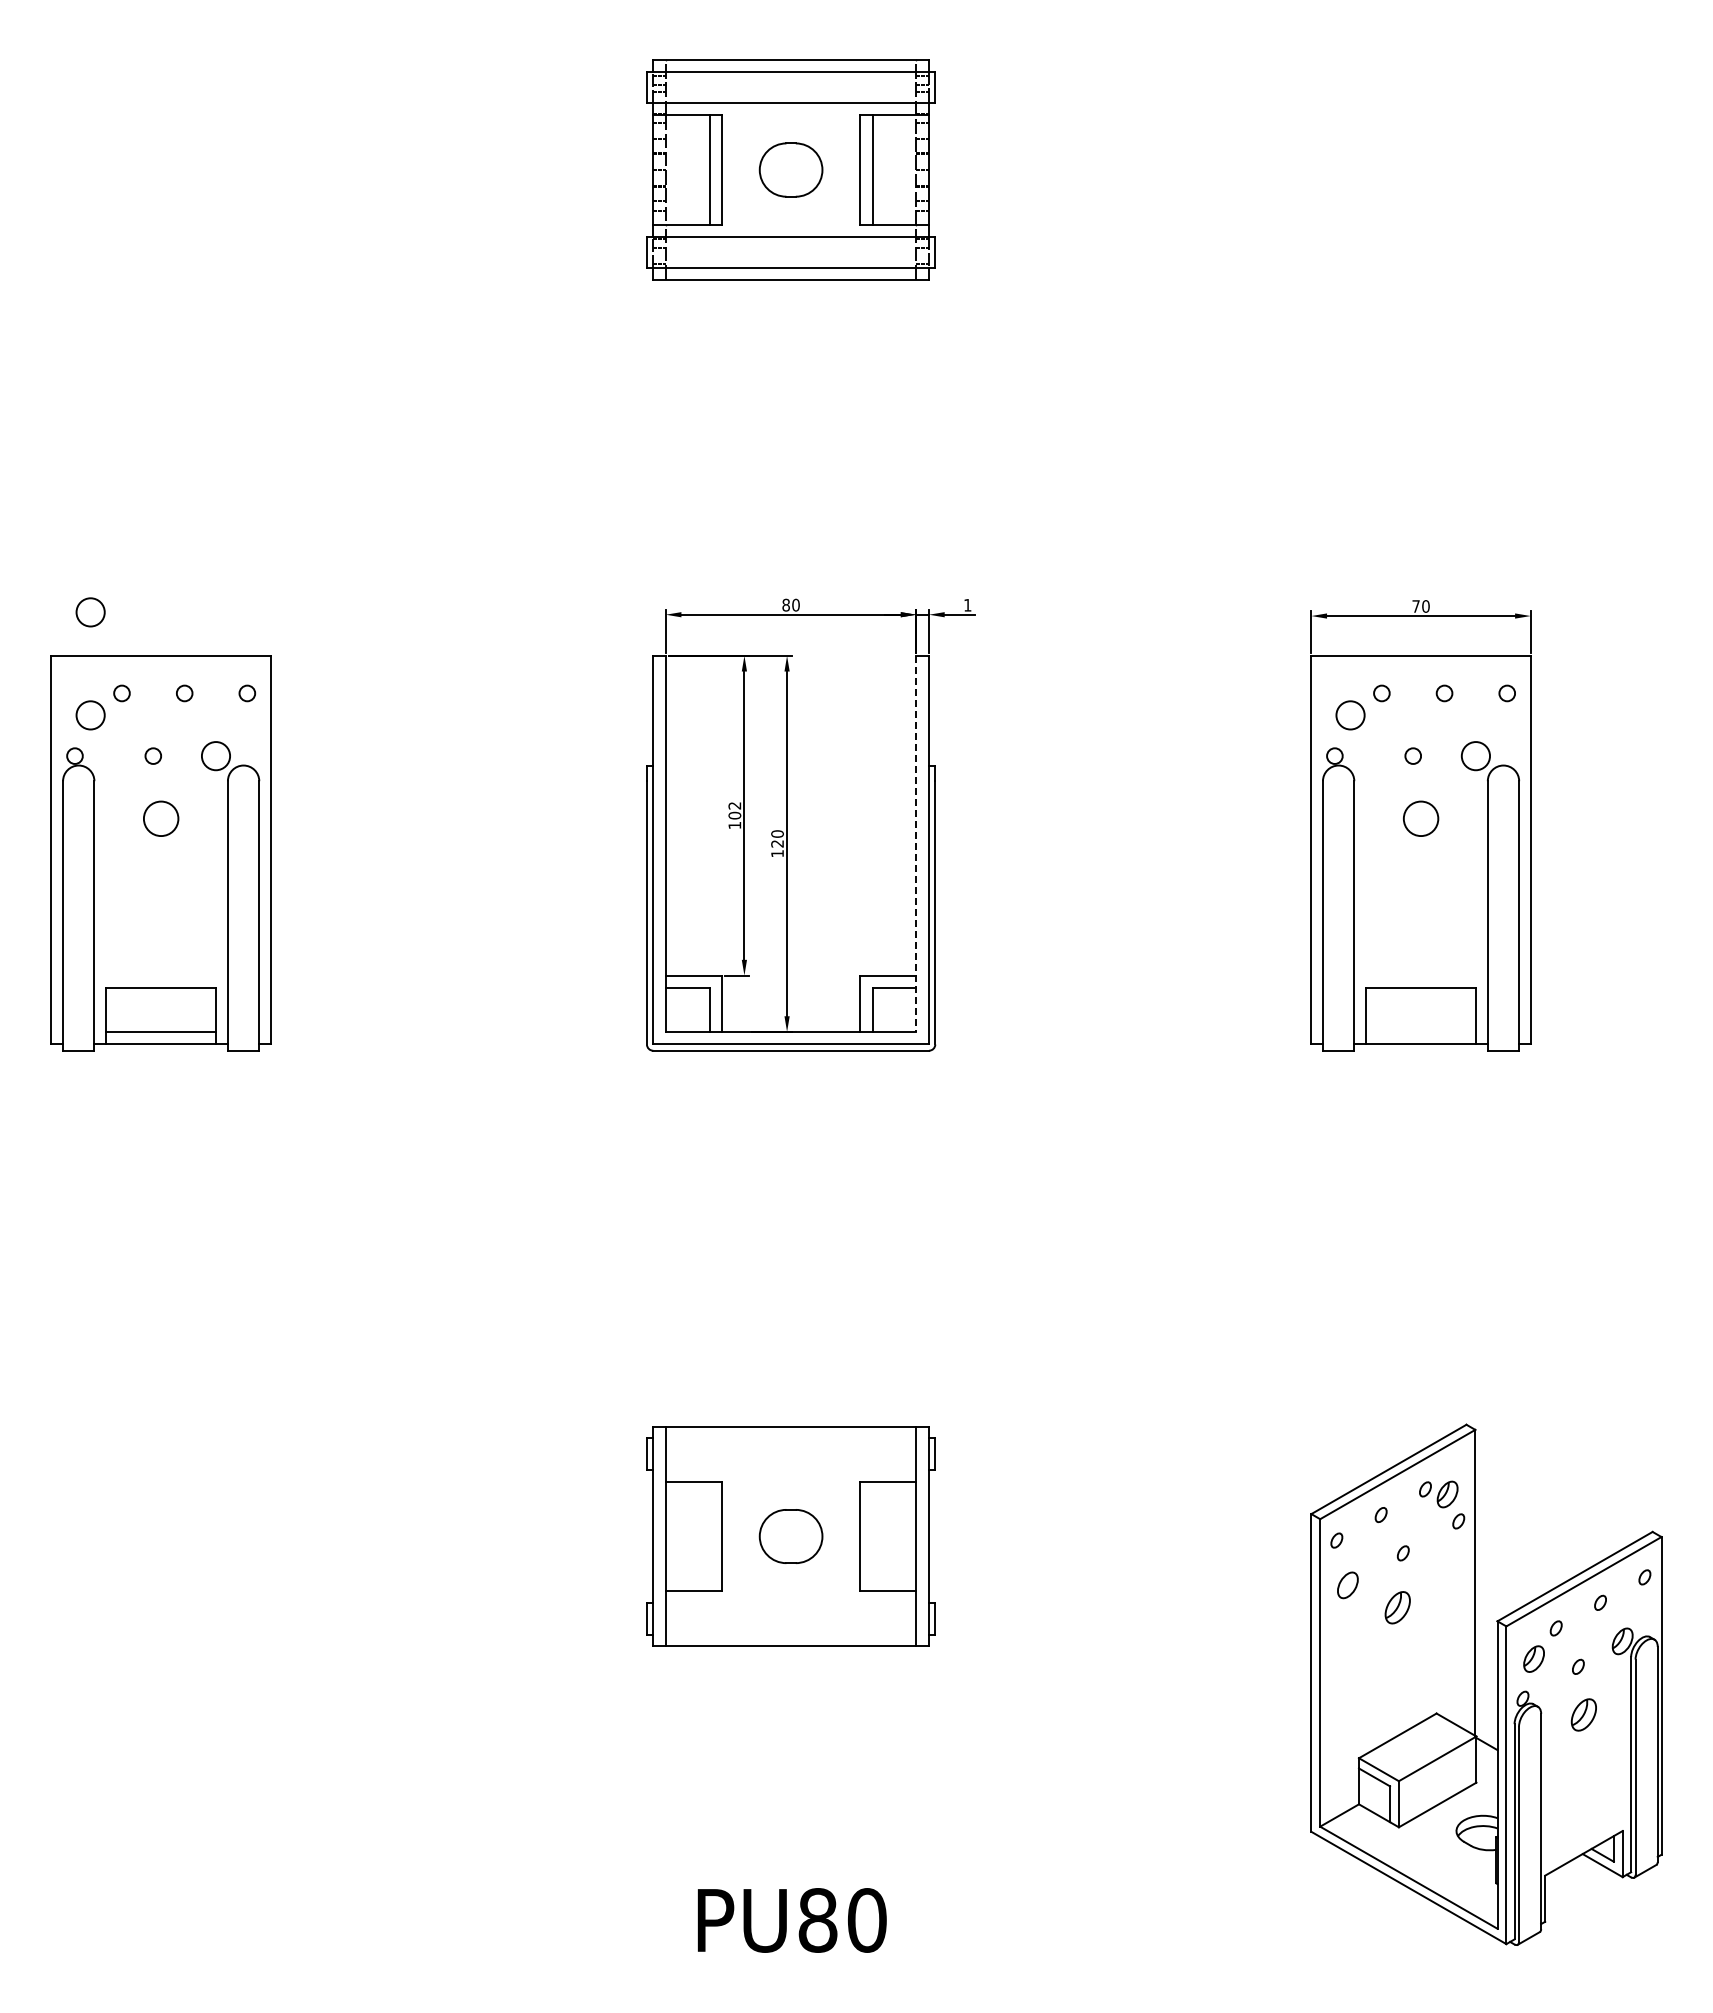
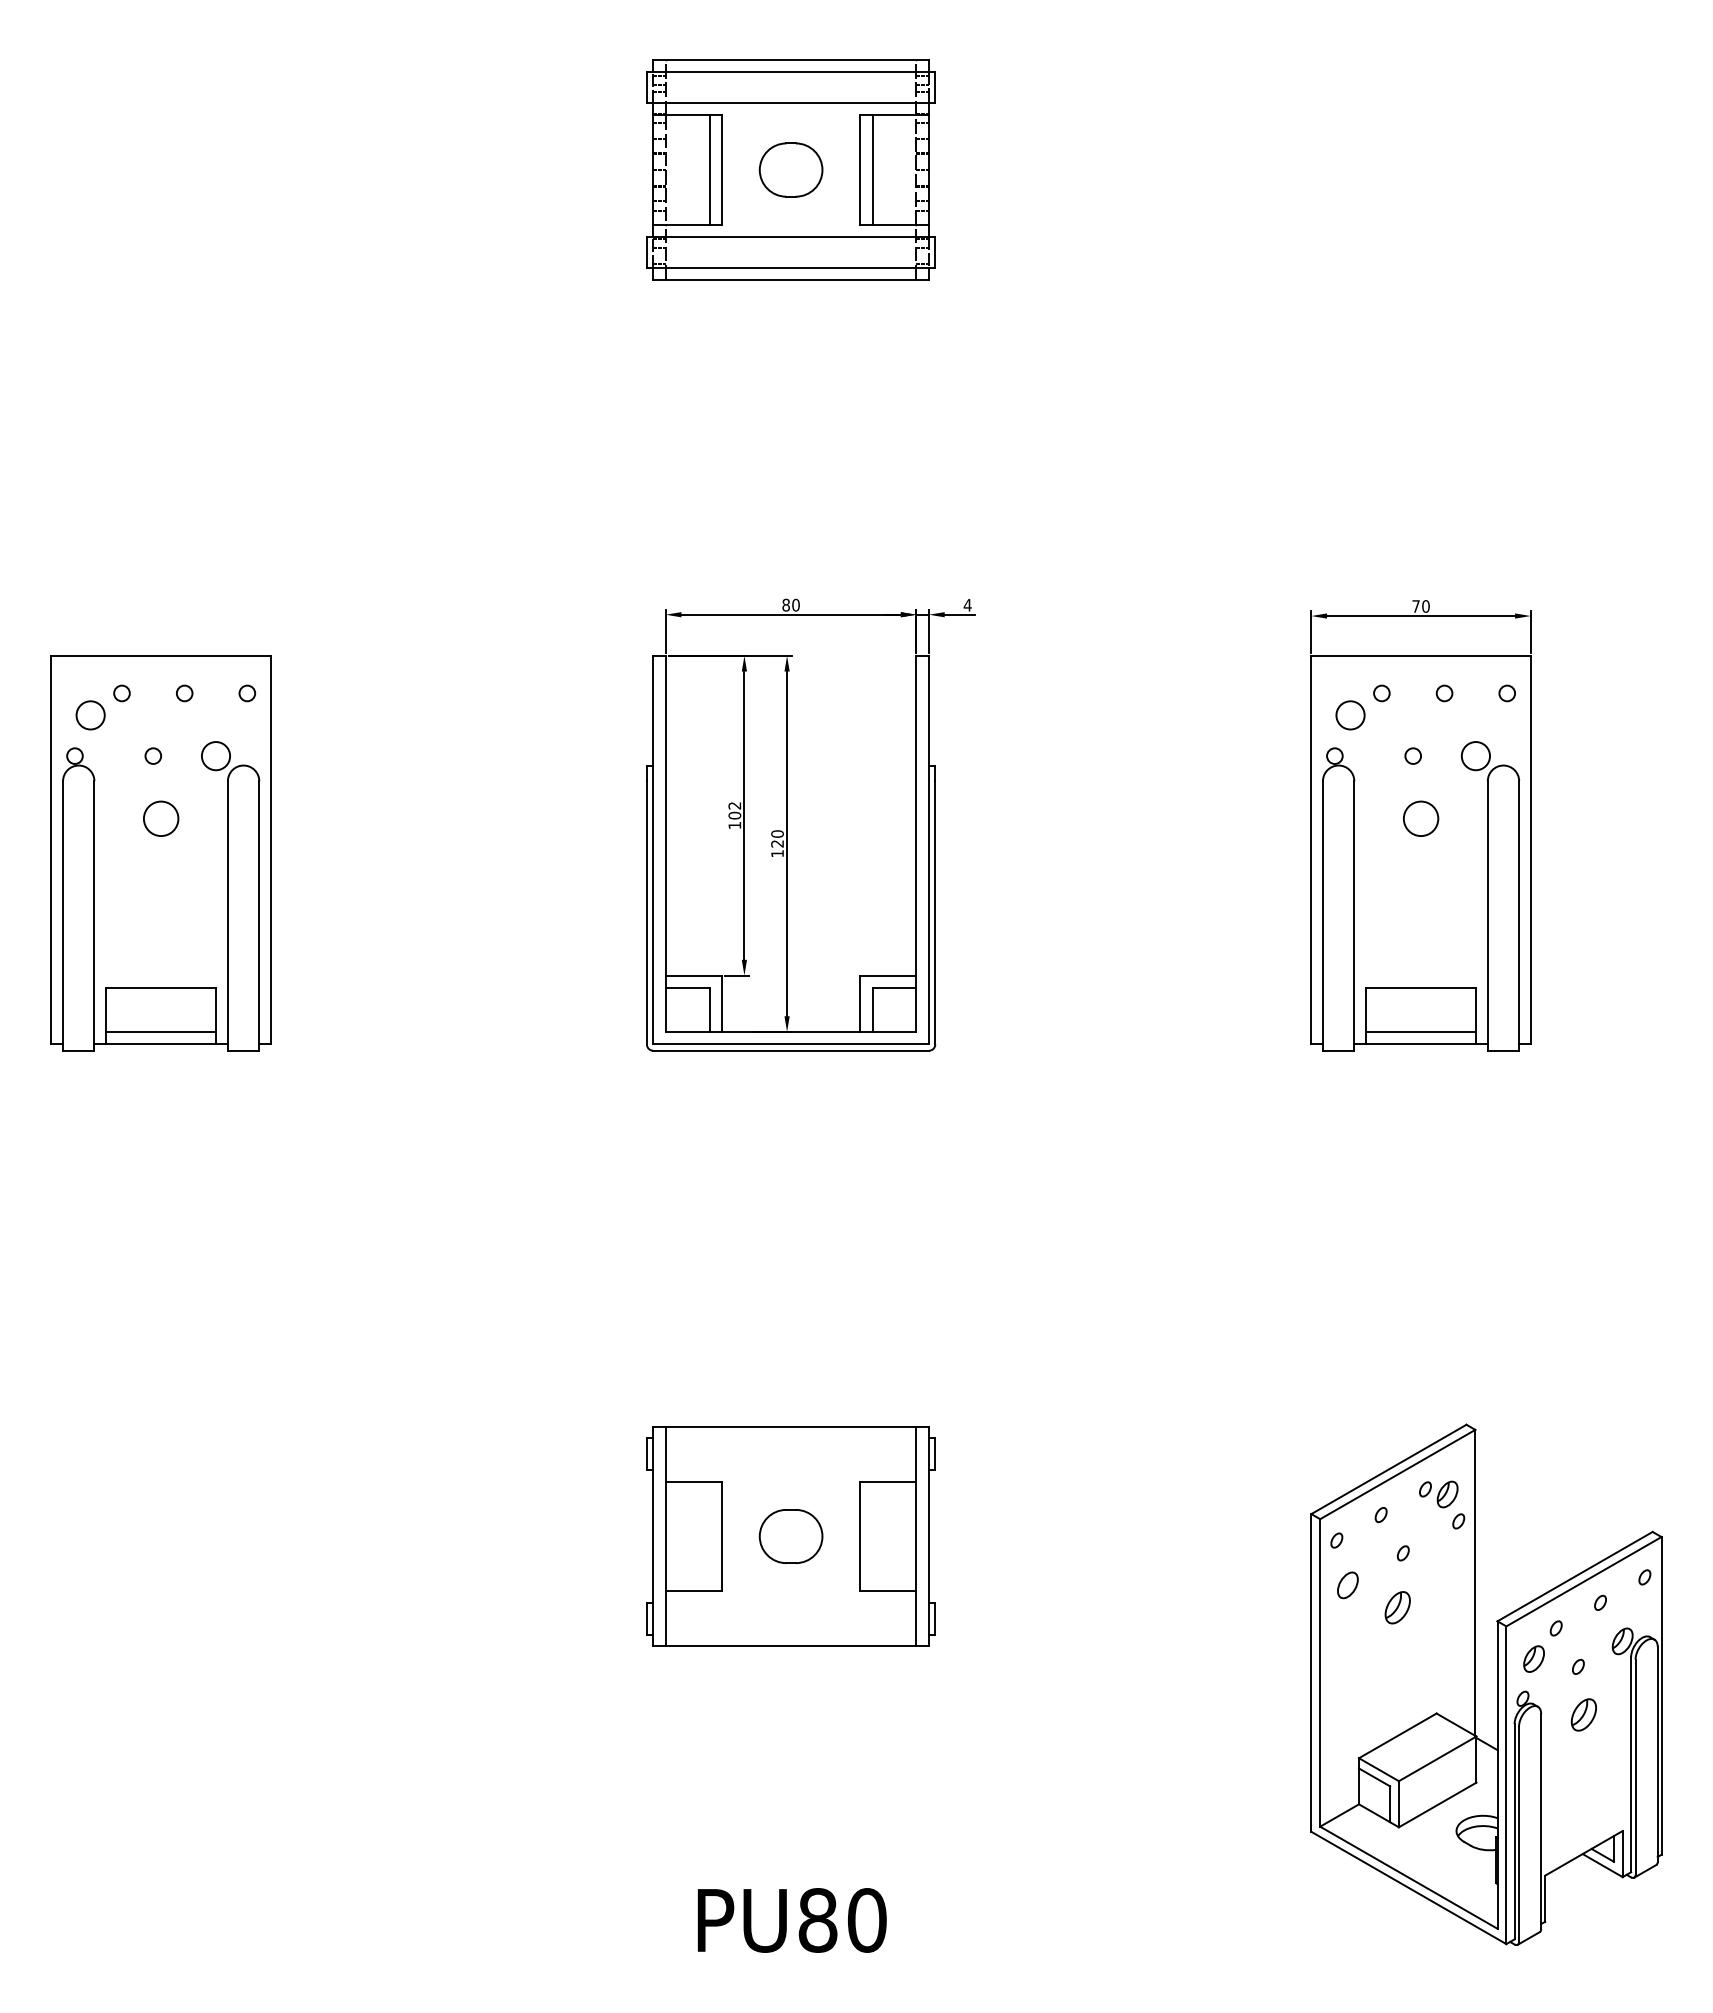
text: 1 -> 4 (967, 605)
circle: present -> none (90, 612)
line: dashed -> solid (916, 844)
line: none -> present (1420, 1031)
